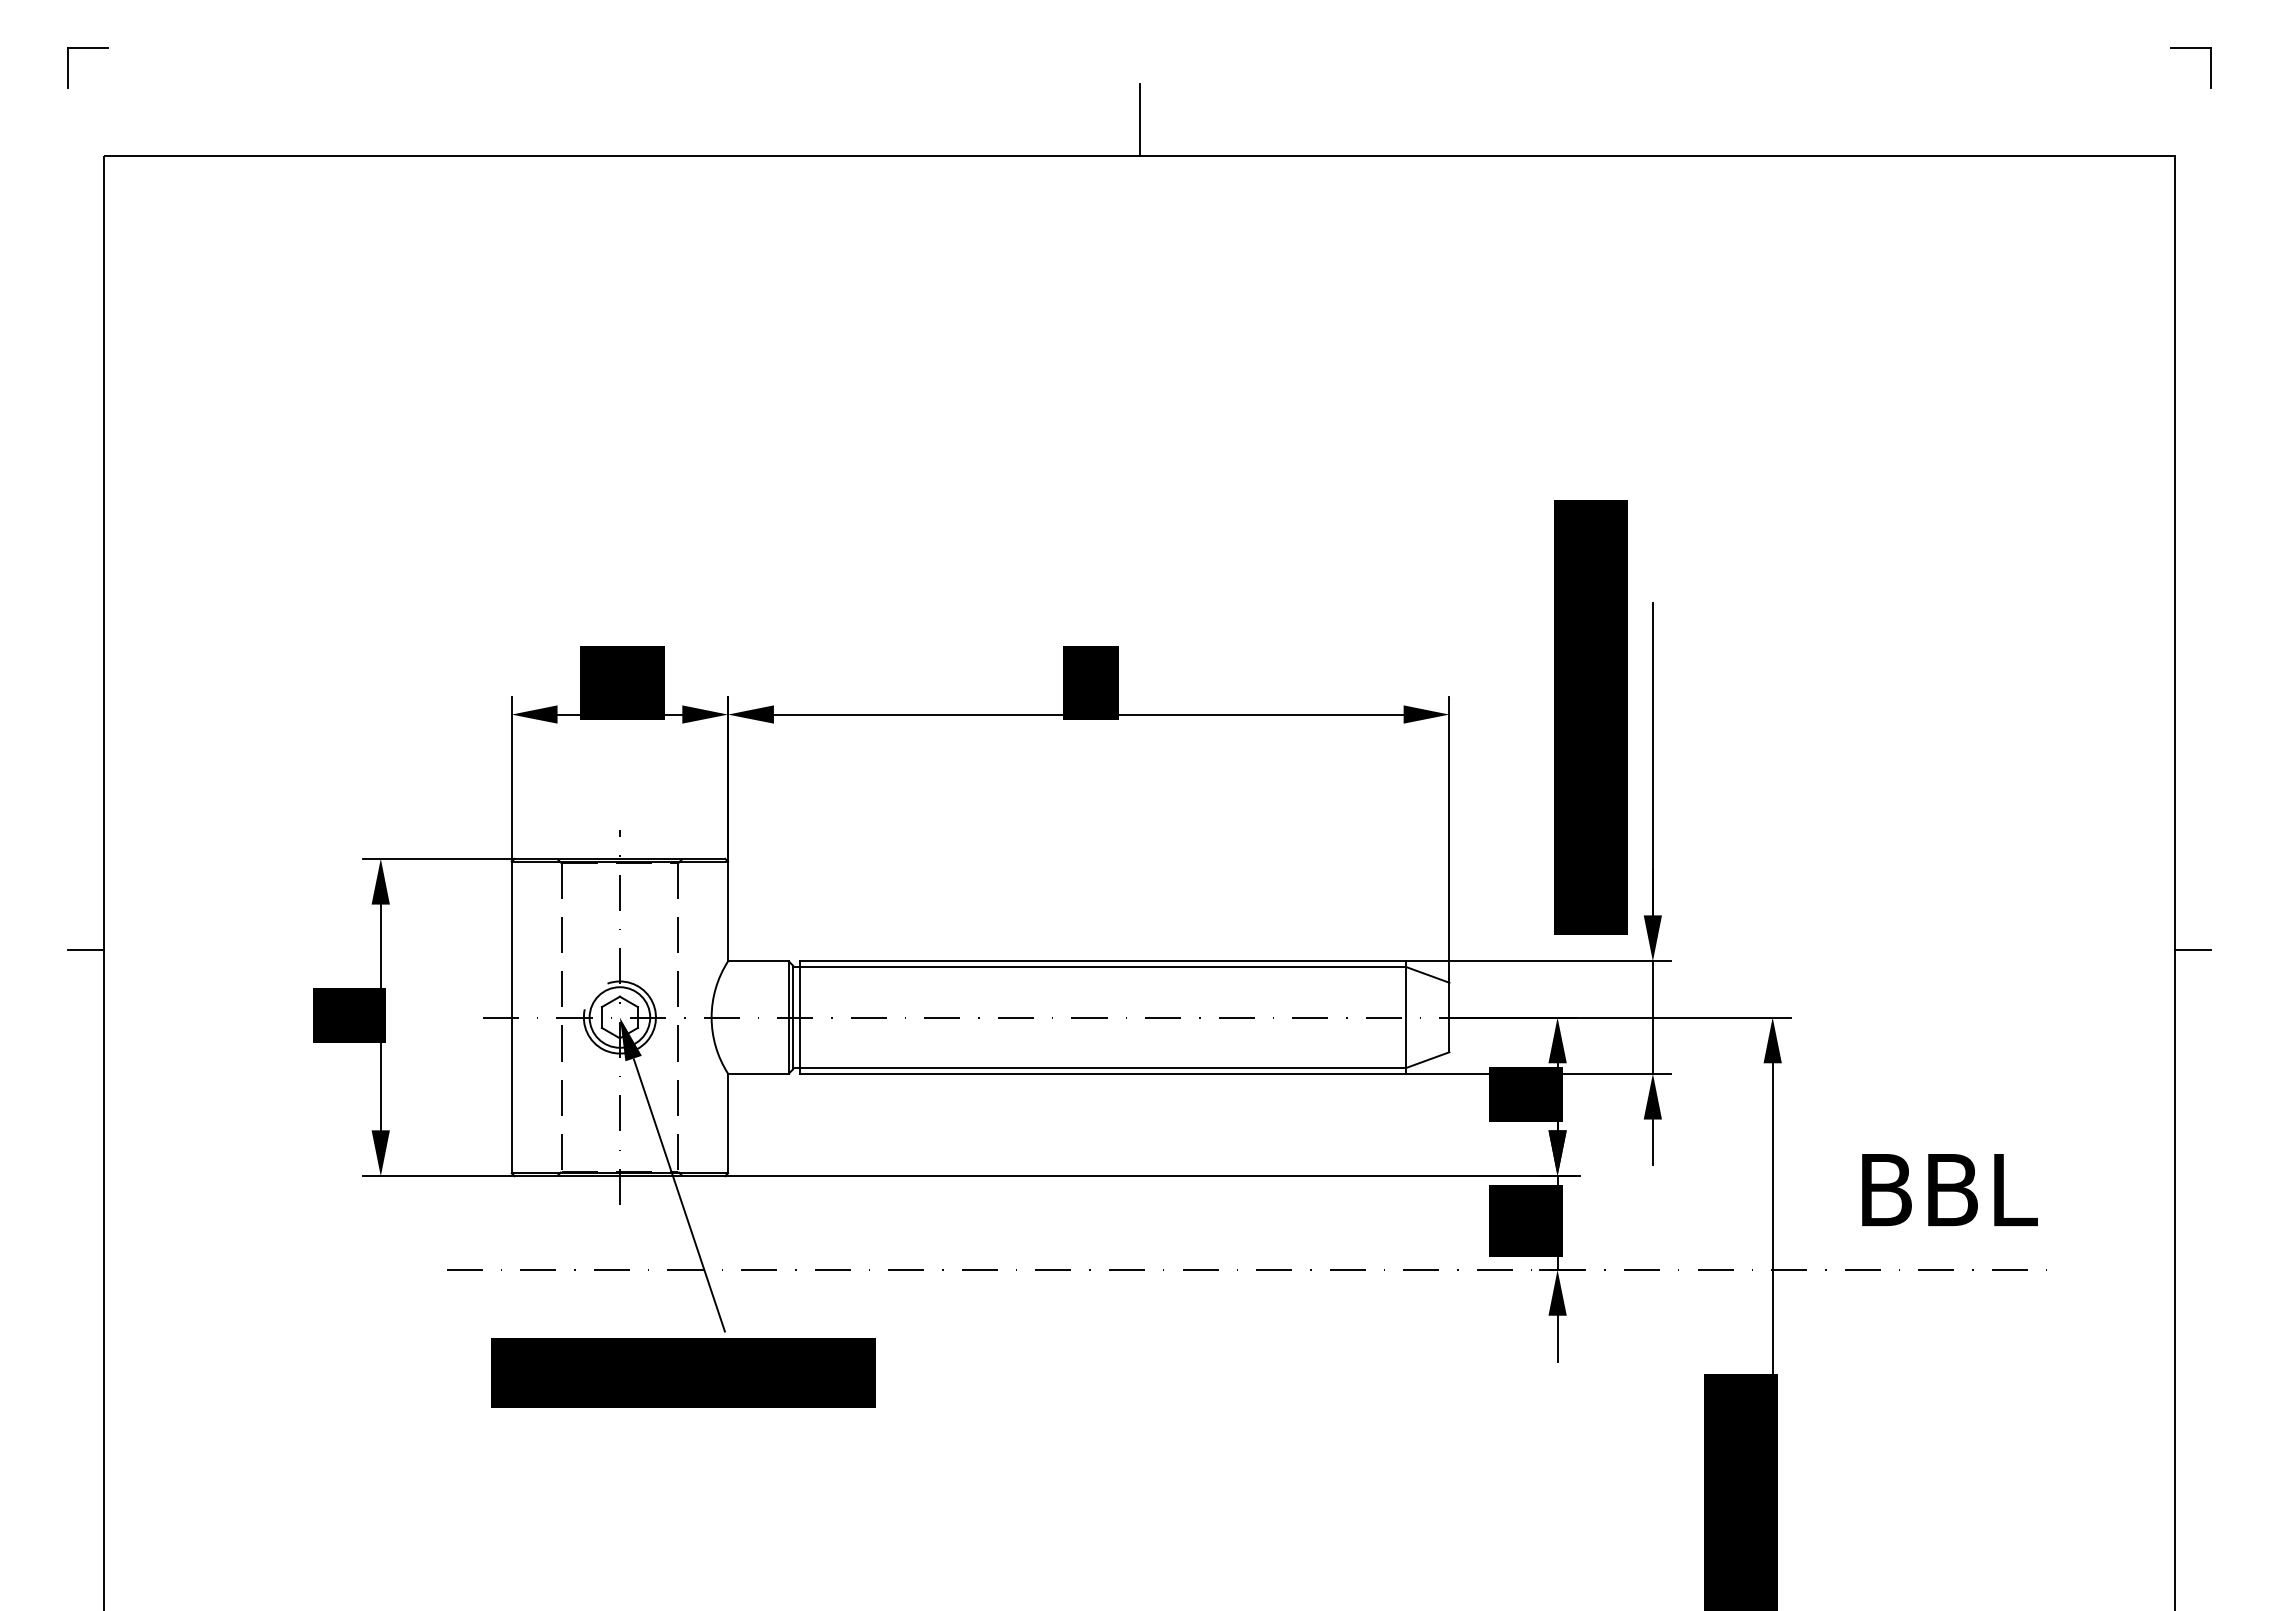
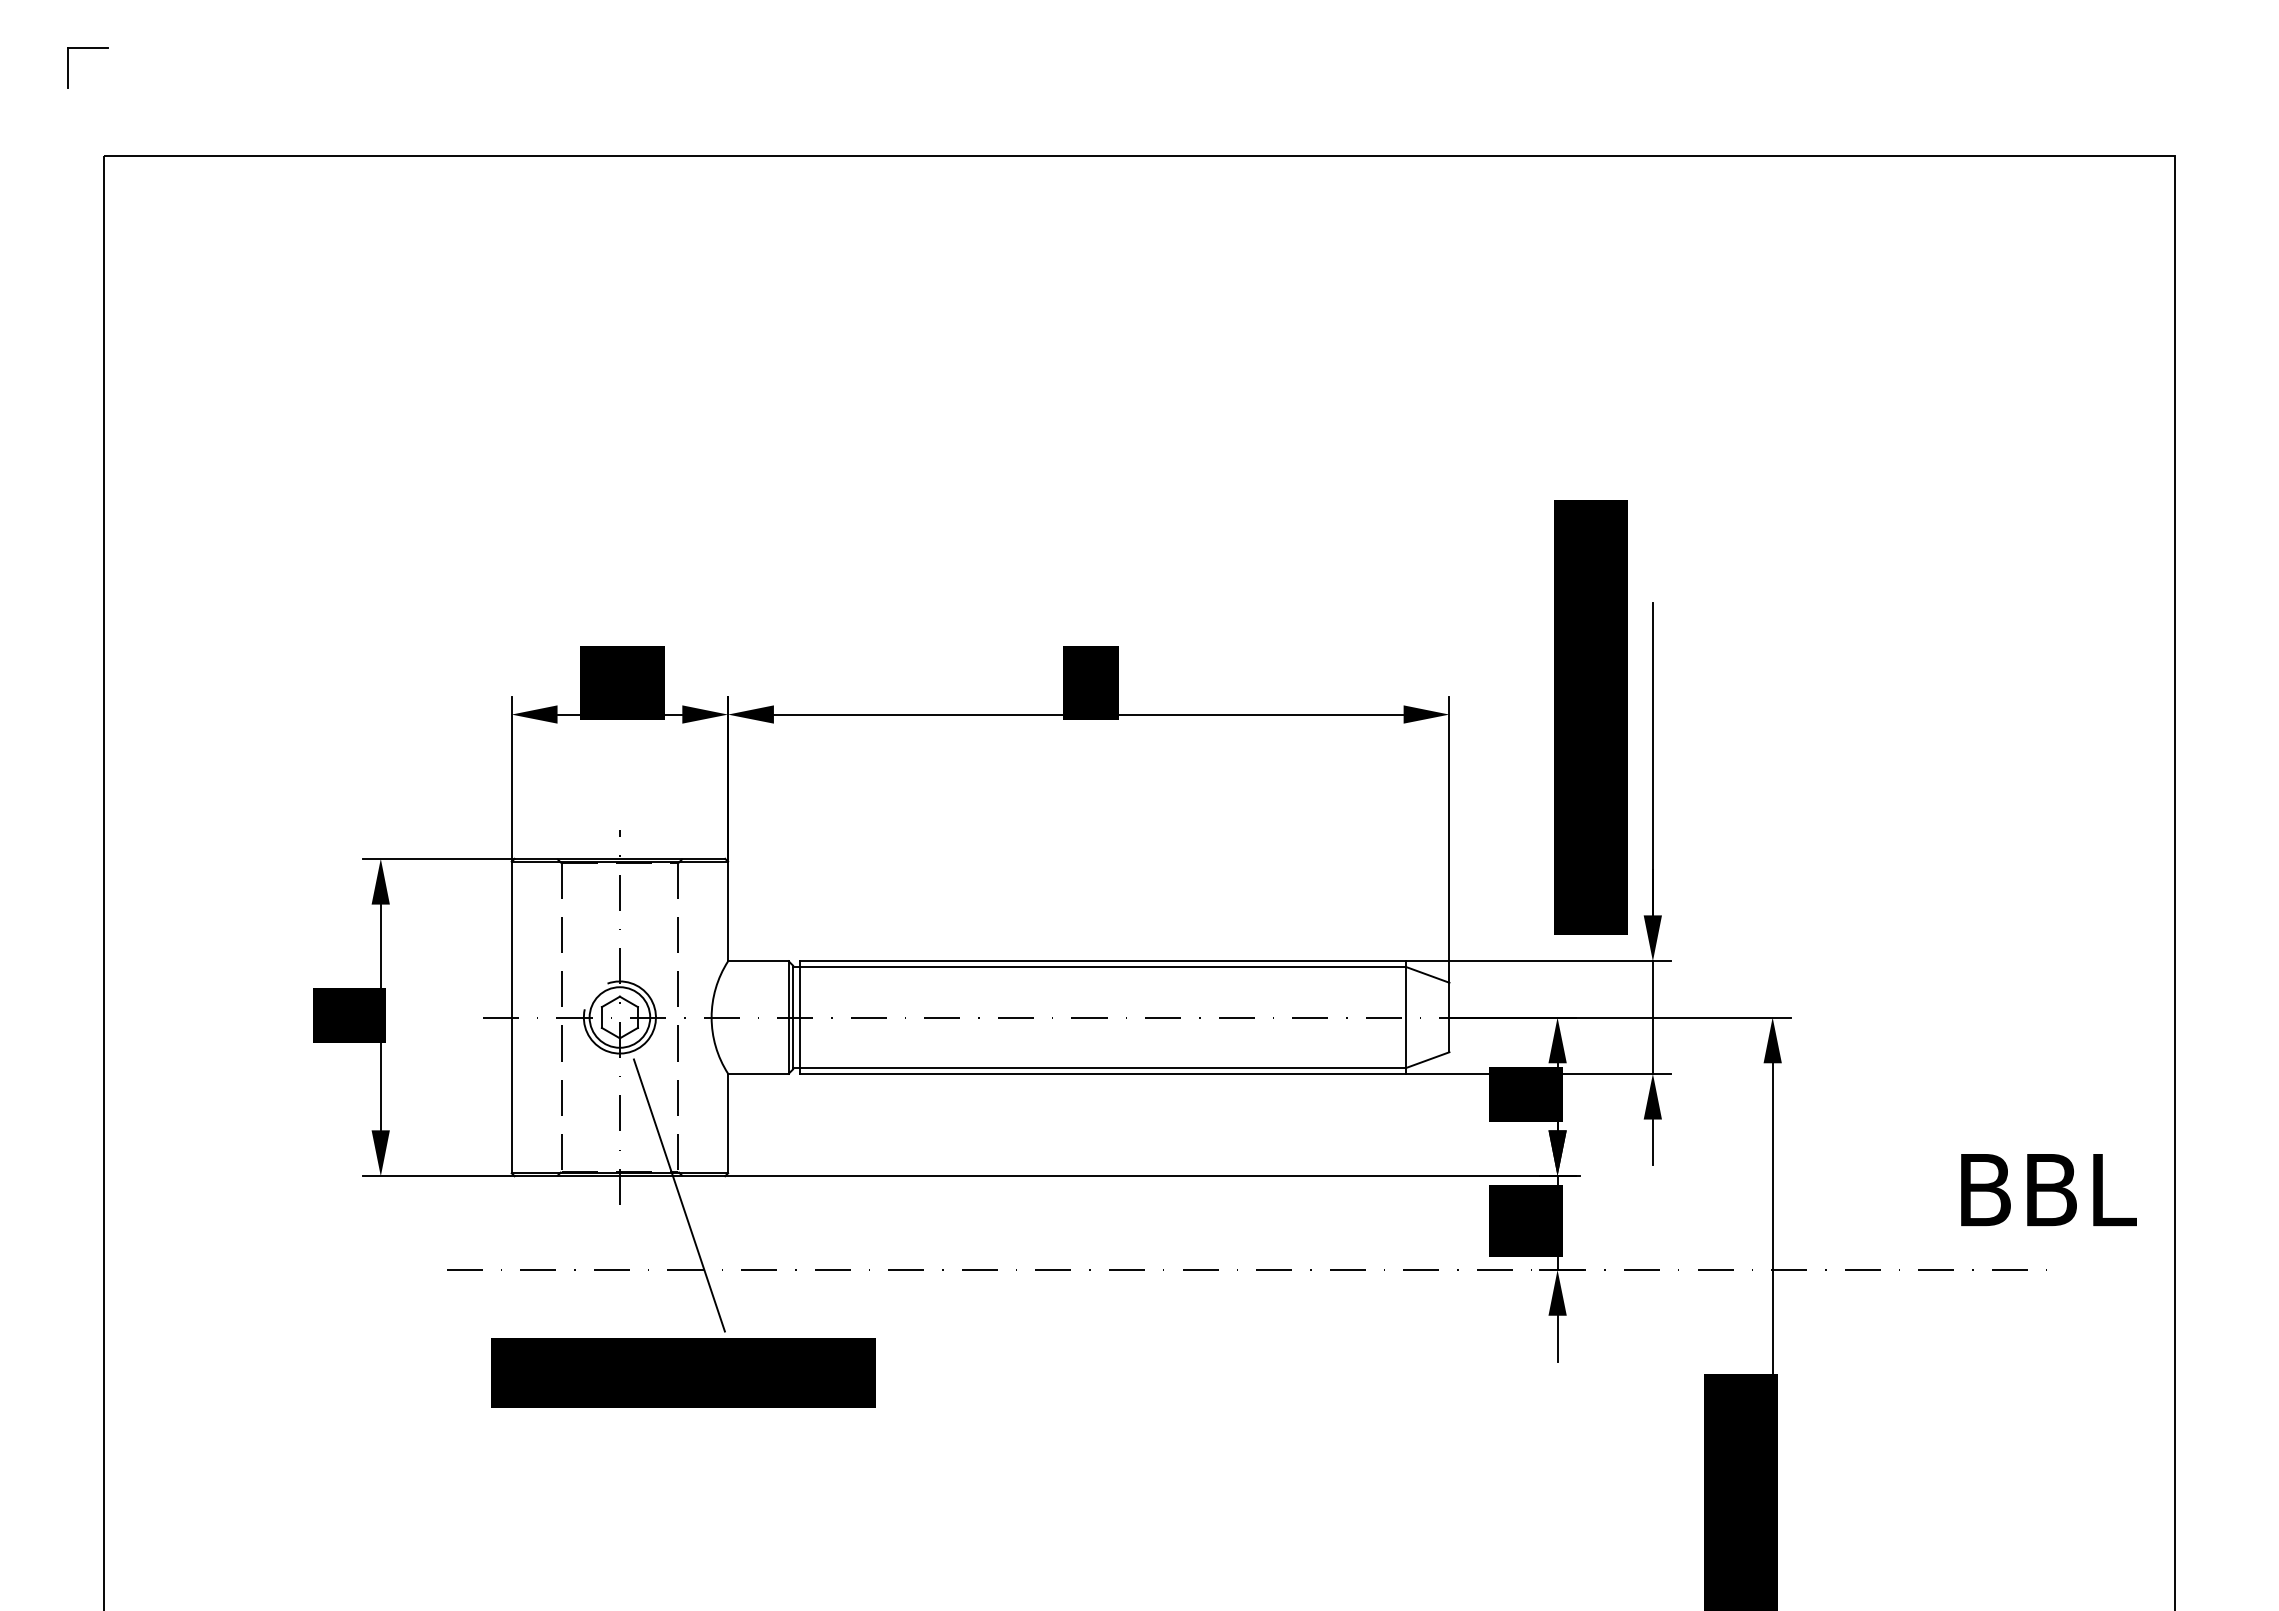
part: present -> none (2190, 48)
line: present -> none (1139, 120)
line: present -> none (86, 949)
line: present -> none (2192, 949)
fill: present -> none (630, 1039)
text position: (1949, 1189) -> (2048, 1189) (2048, 1189)
